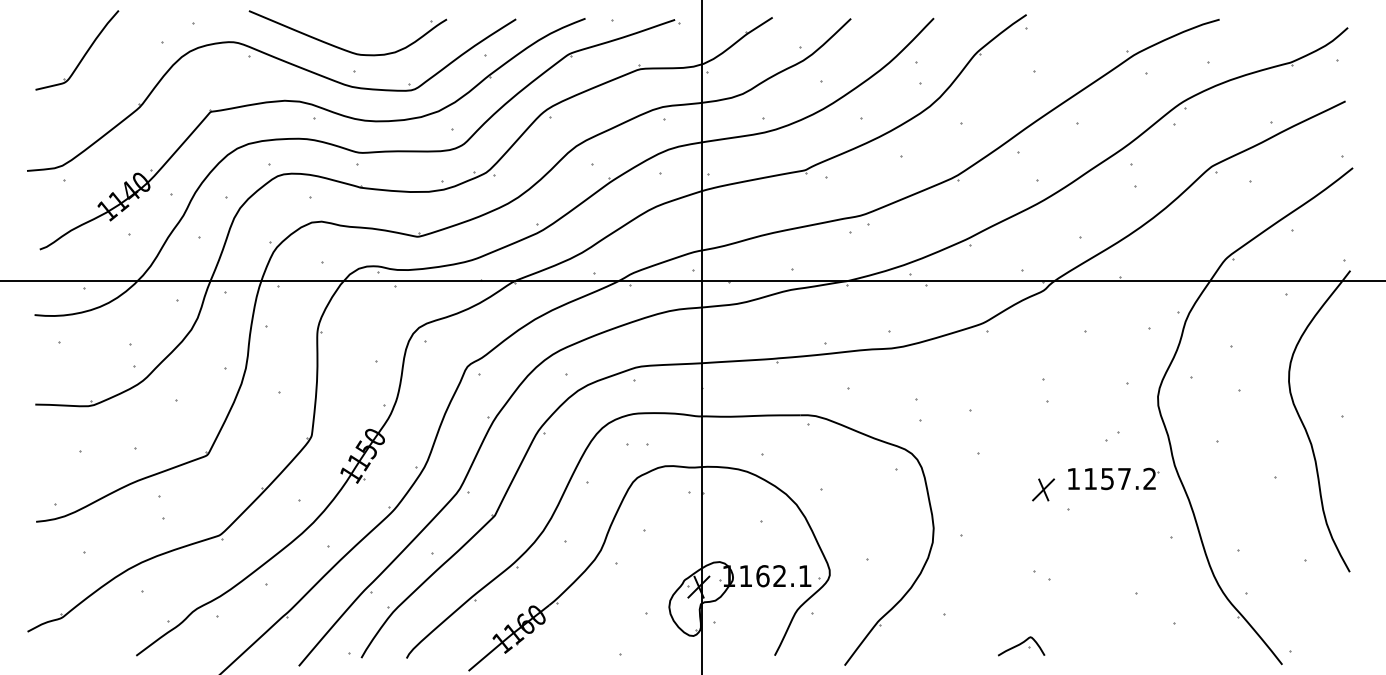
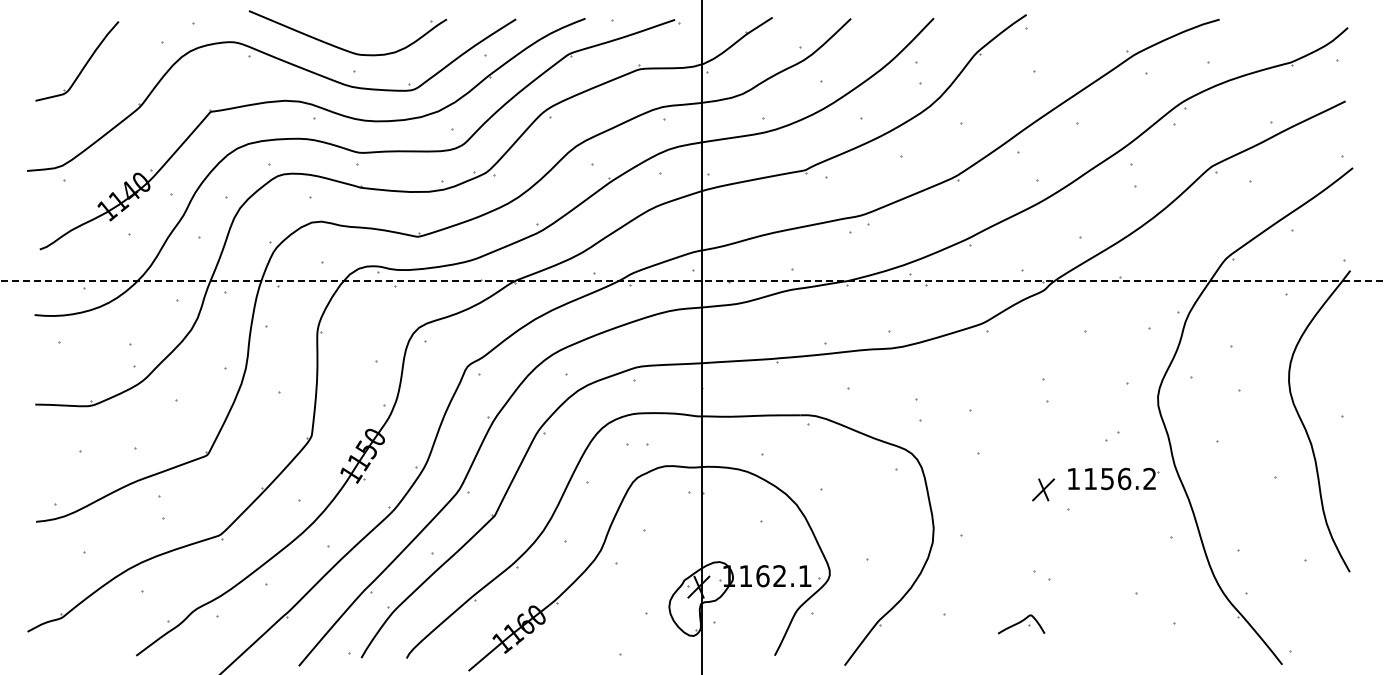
part position: (84, 53) -> (84, 64) (84, 64)
line: solid -> dashed (692, 281)
text: 1157.2 -> 1156.2 (1124, 478)
part position: (1021, 646) -> (1021, 624) (1021, 624)
